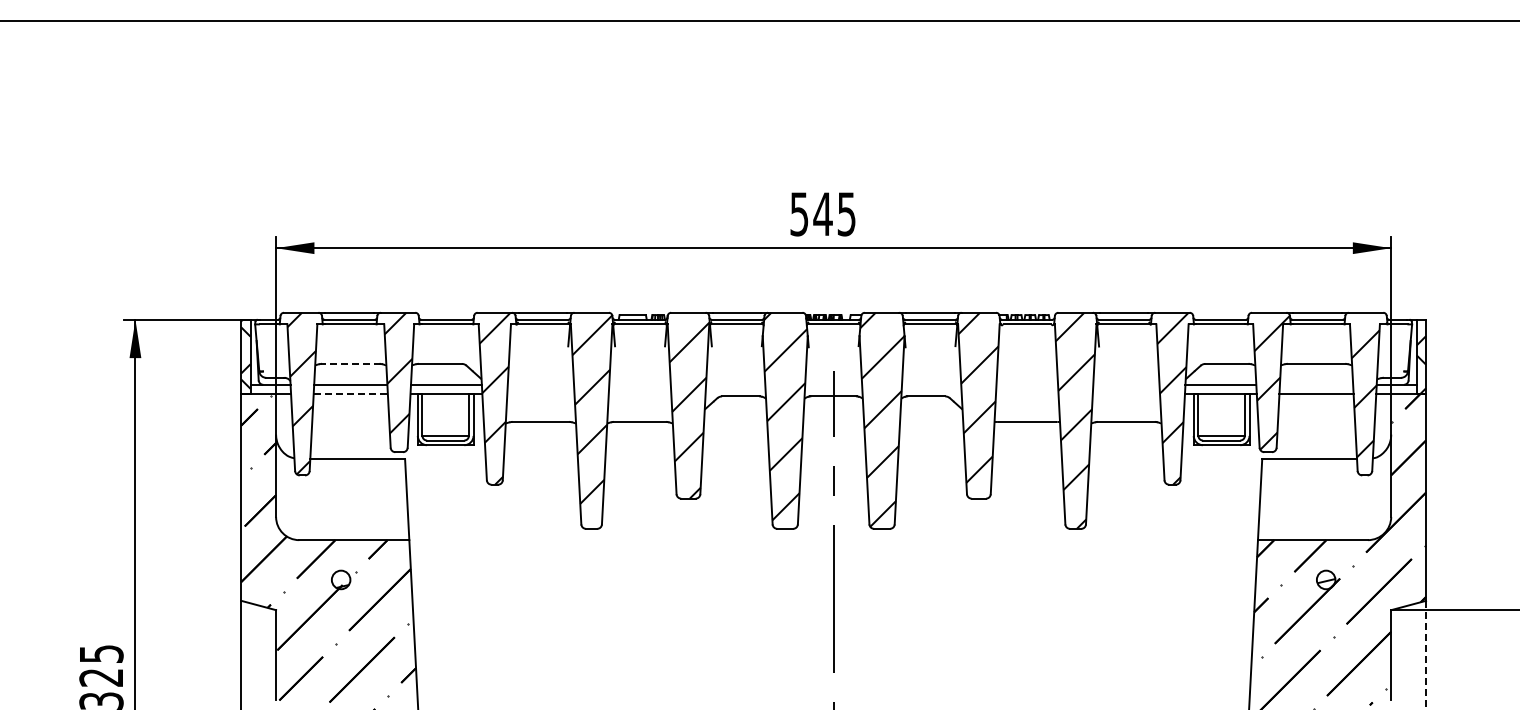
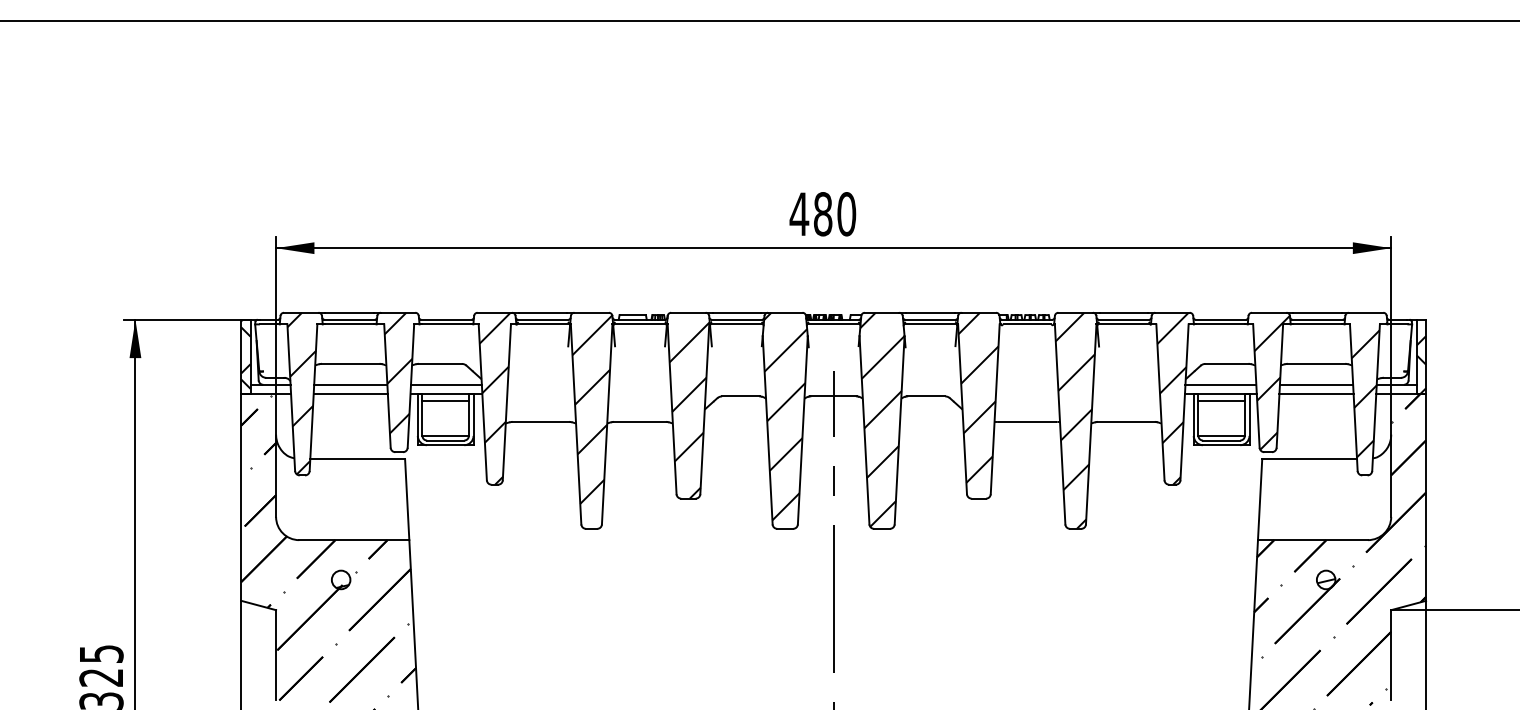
text: 545 -> 480 (822, 214)
line: dashed -> solid (350, 363)
line: none -> present (1316, 384)
line: dashed -> solid (351, 394)
line: none -> present (445, 401)
line: none -> present (1221, 401)
line: dashed -> solid (1426, 655)
